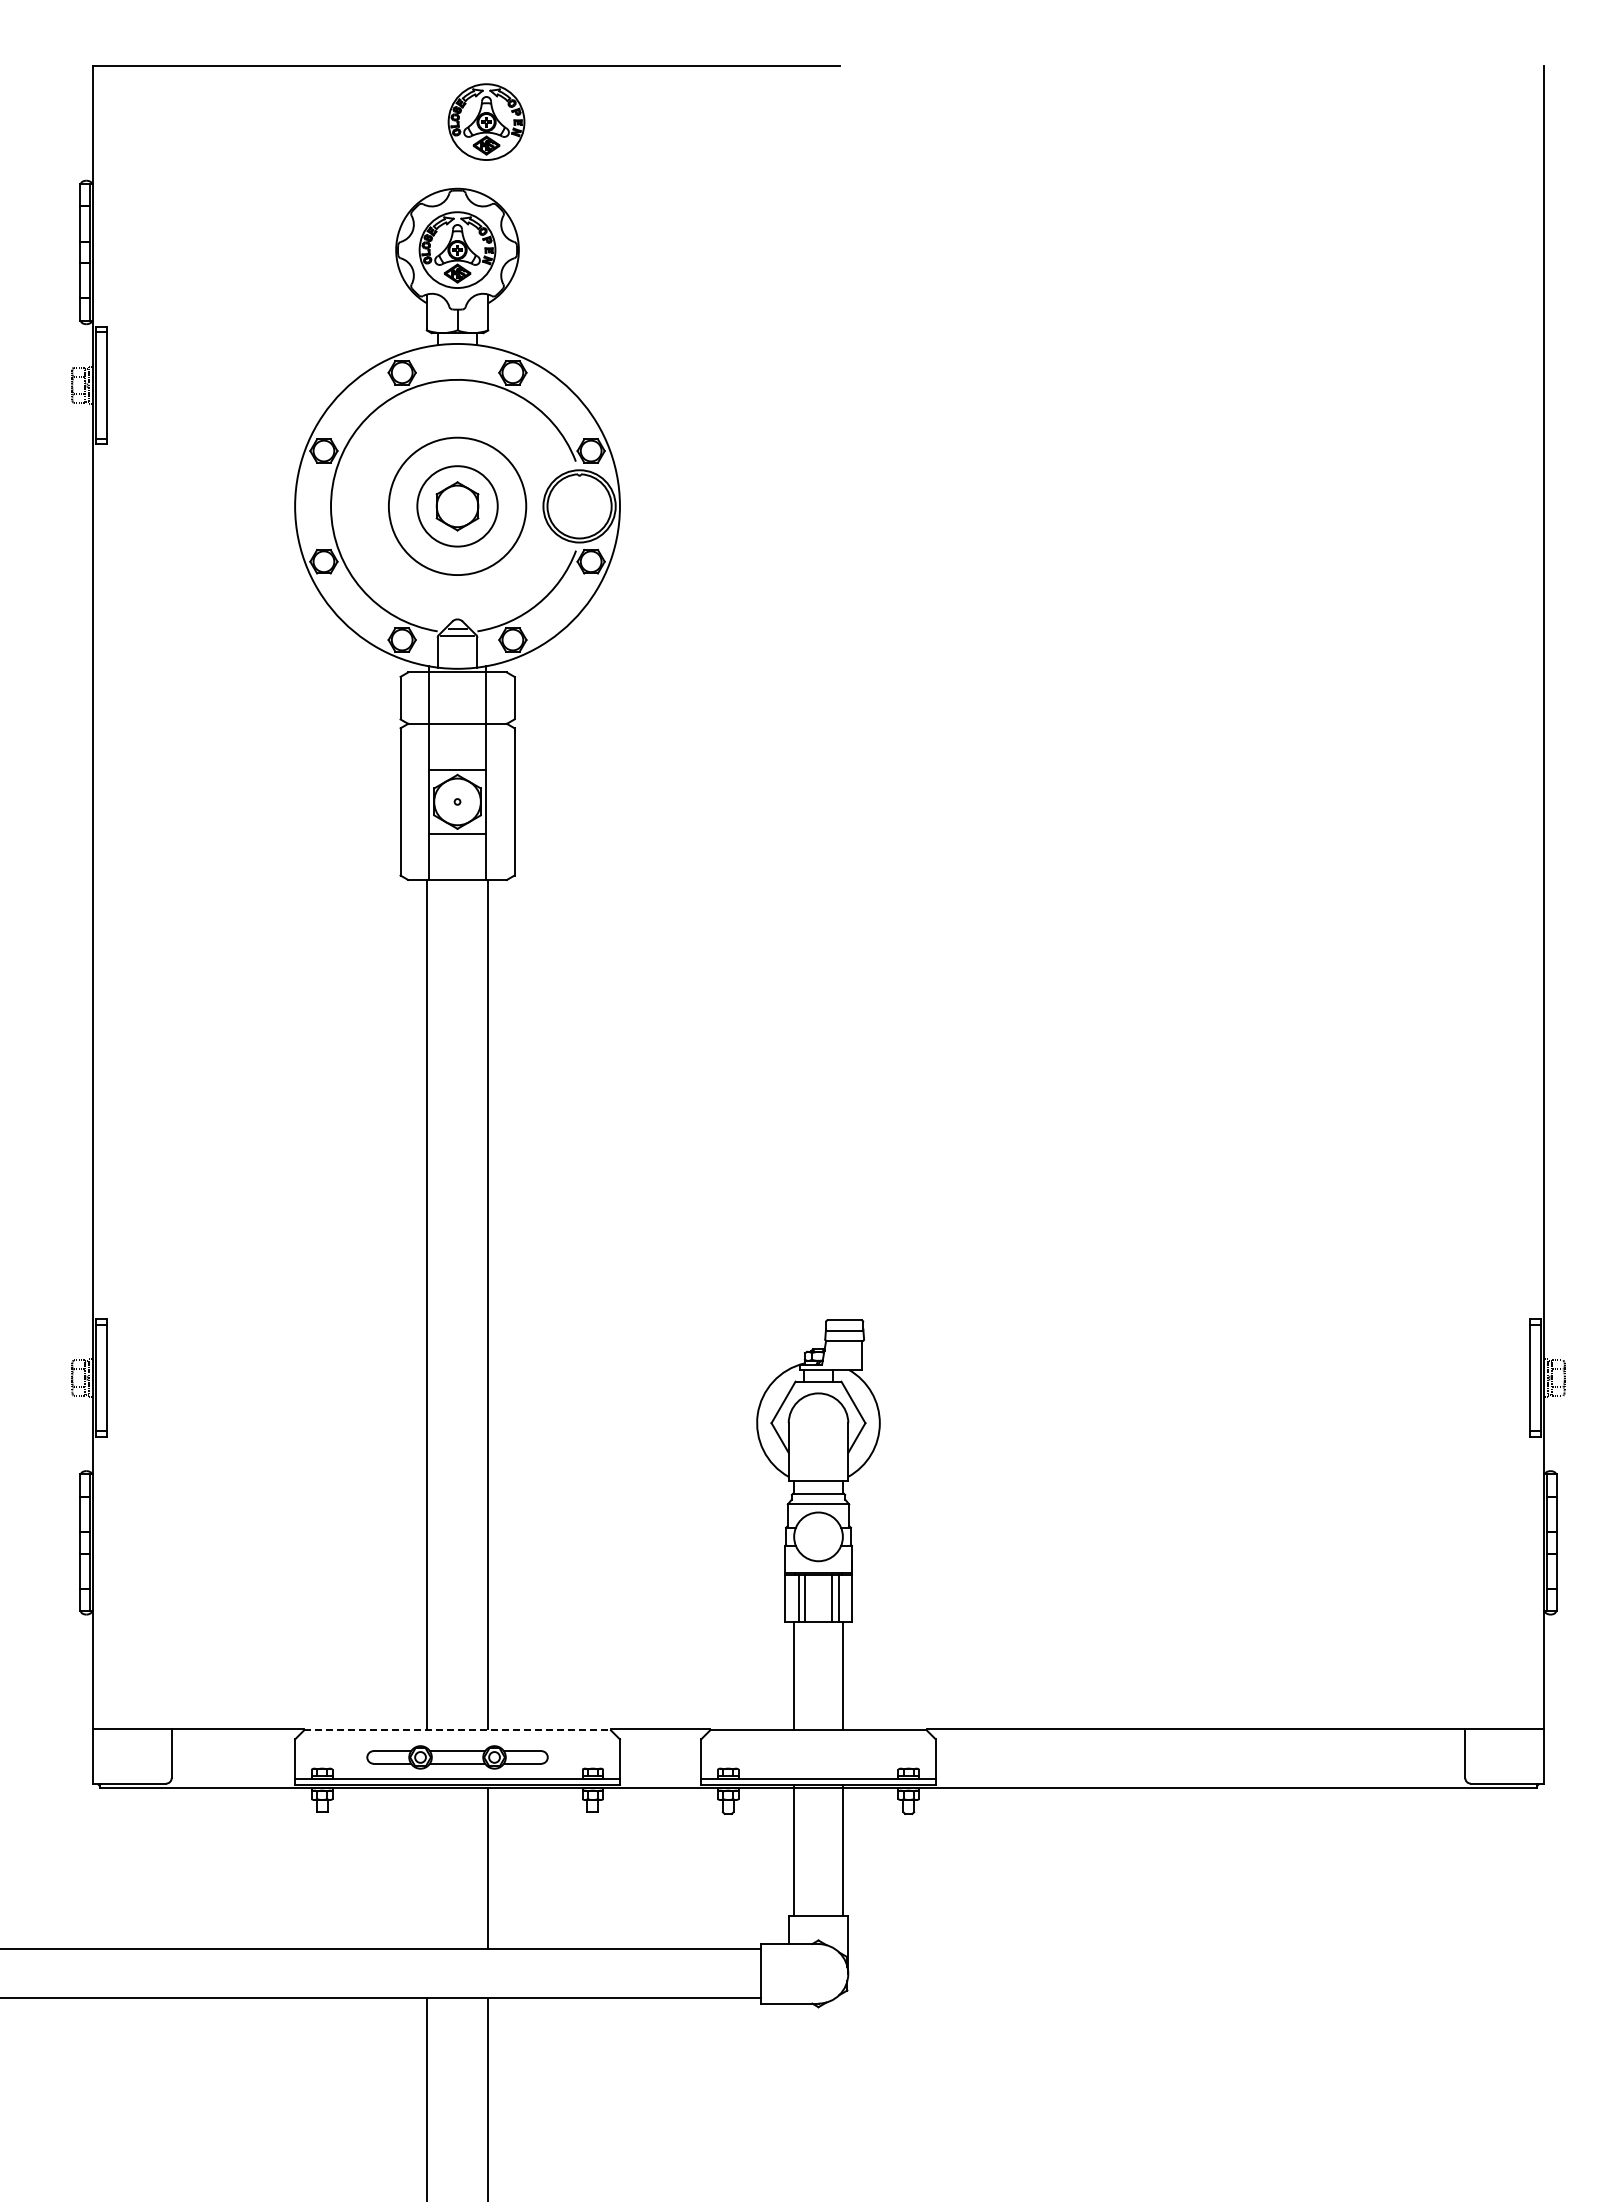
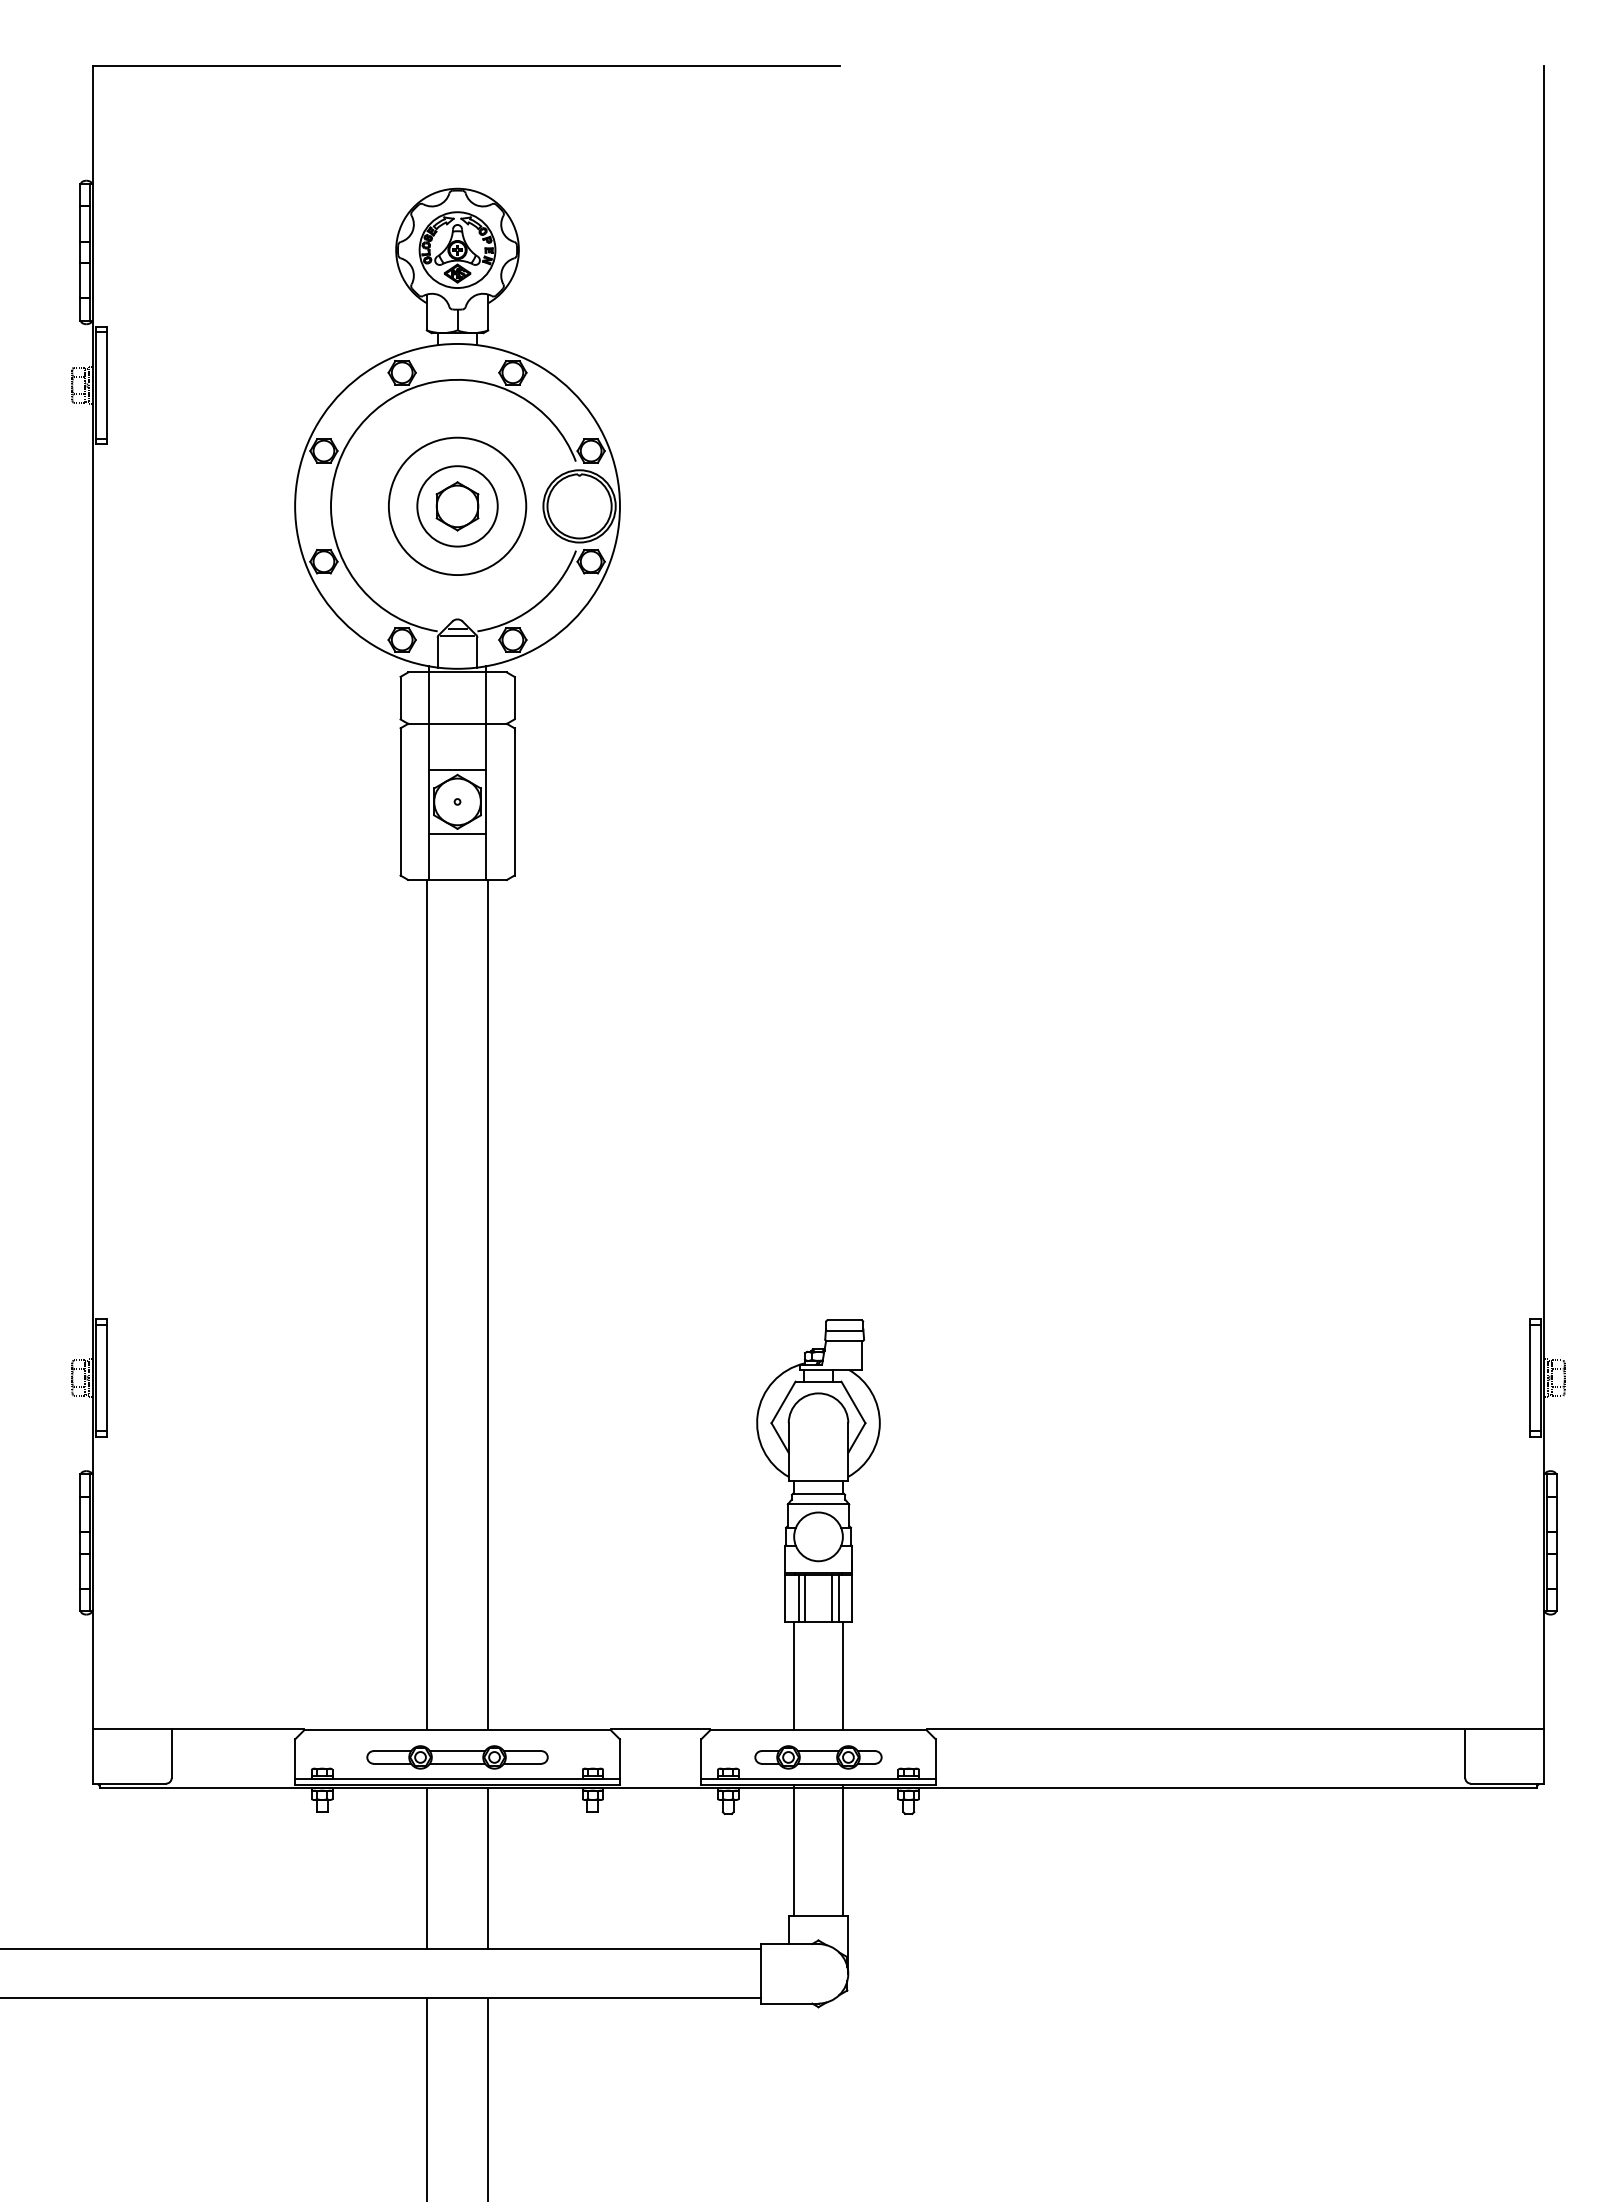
part: present -> none (486, 121)
line: dashed -> solid (458, 1730)
part: none -> present (818, 1757)
line: none -> present (426, 1868)
